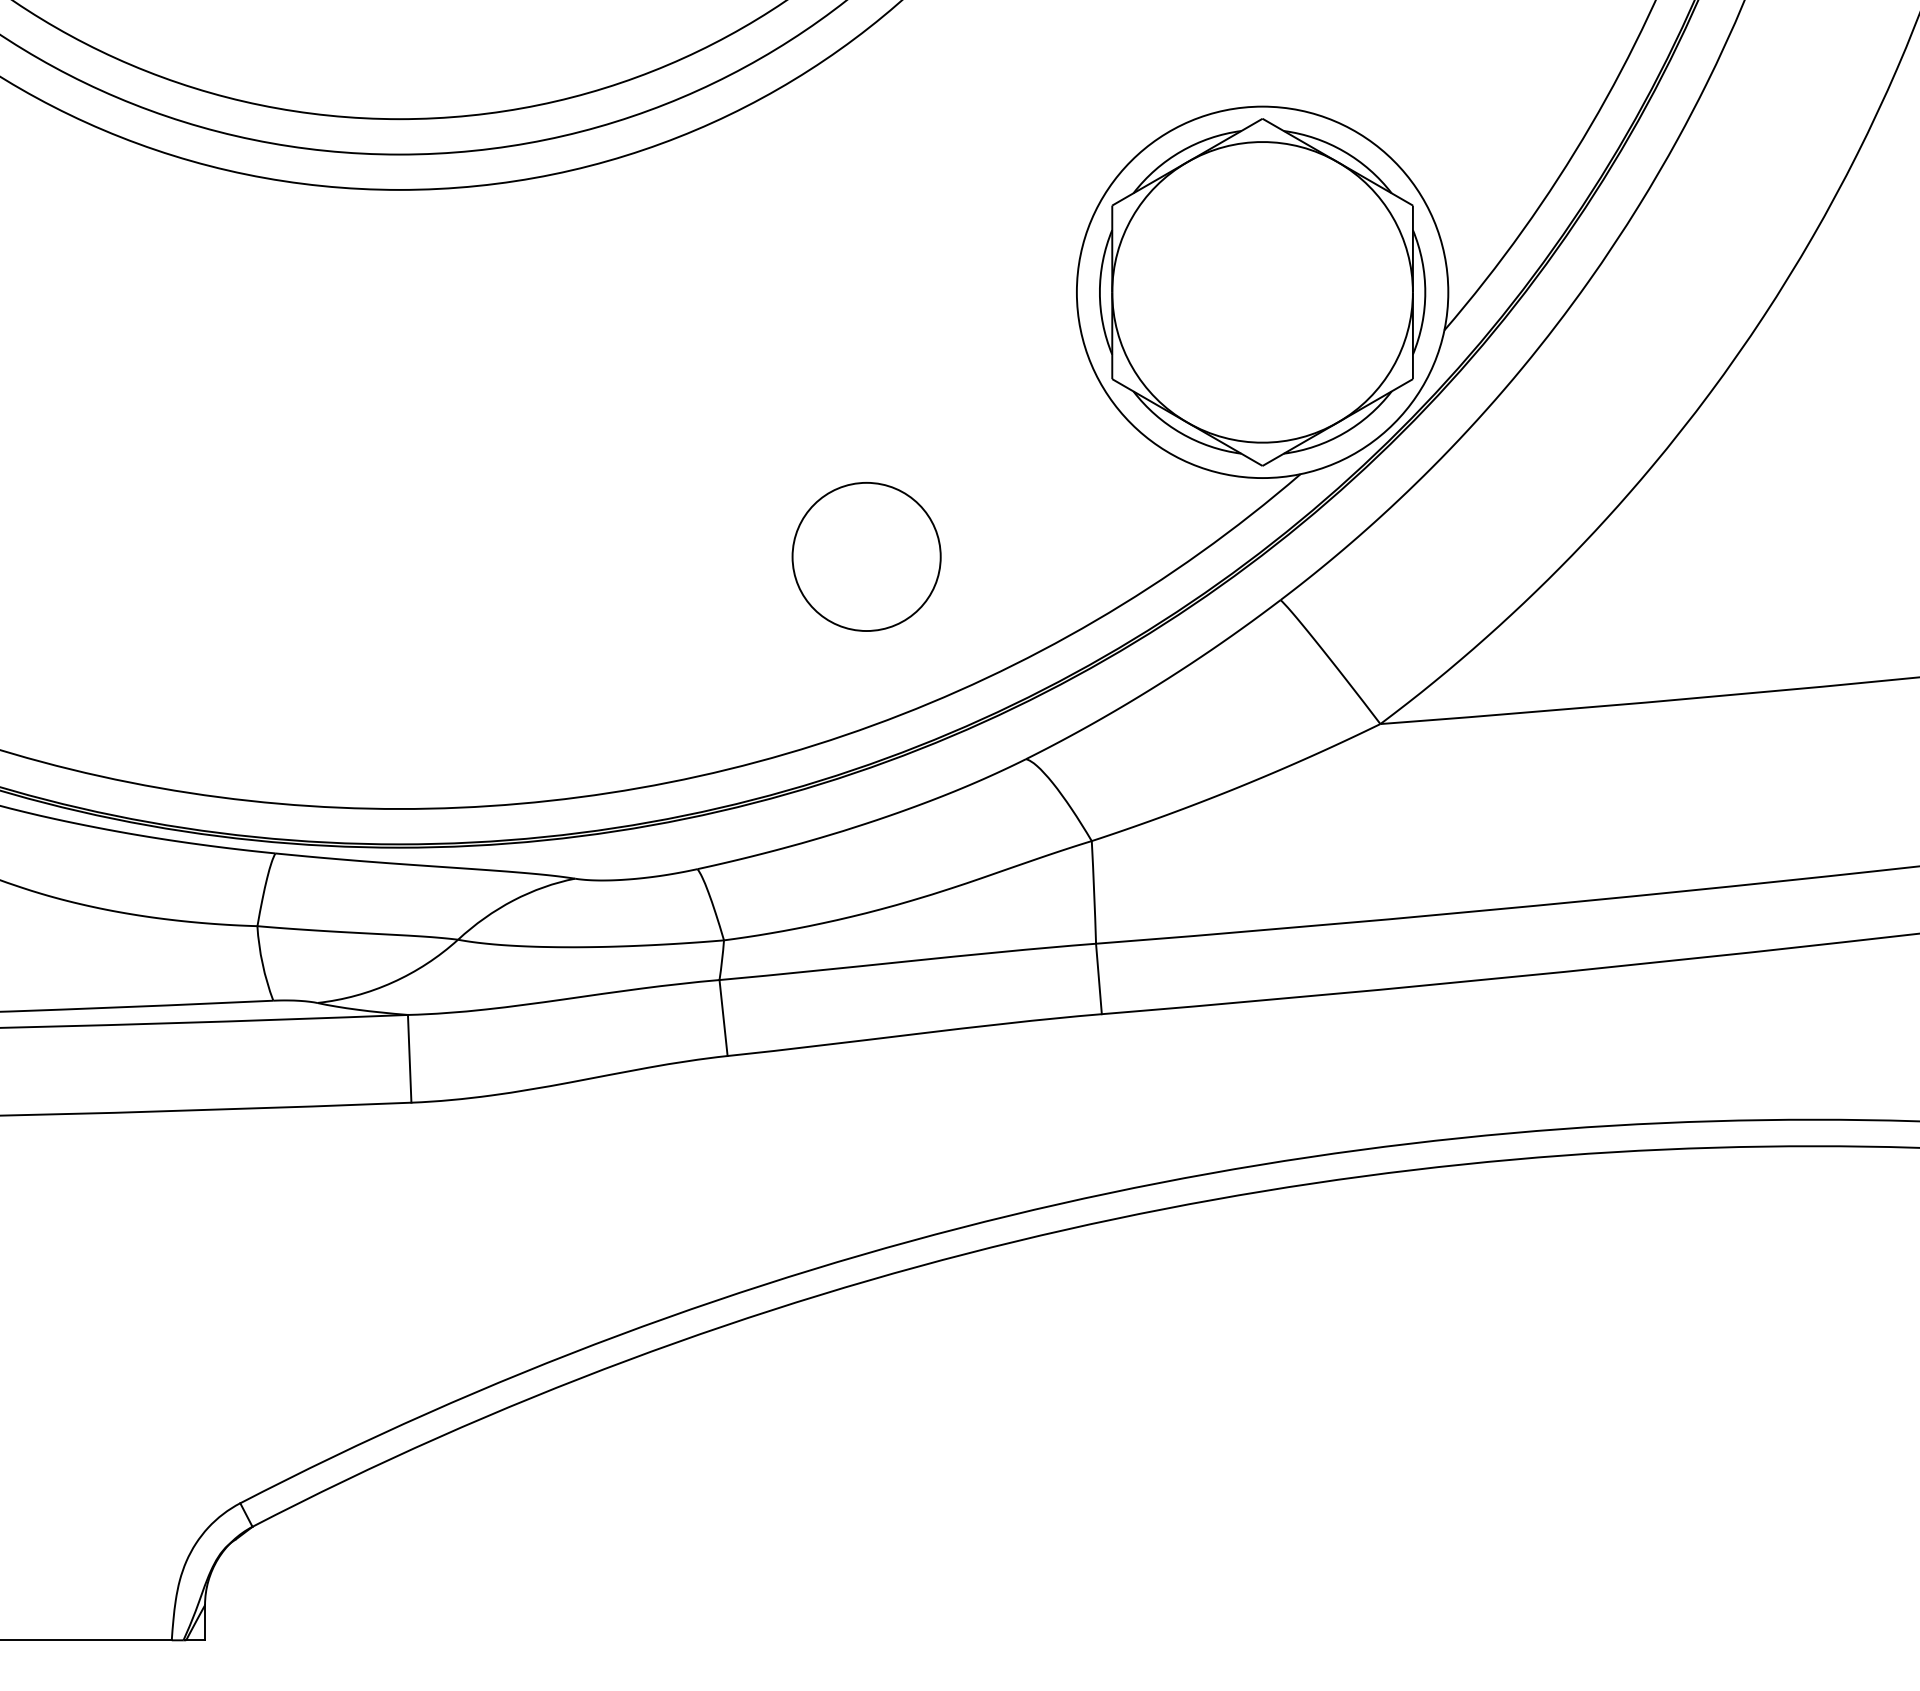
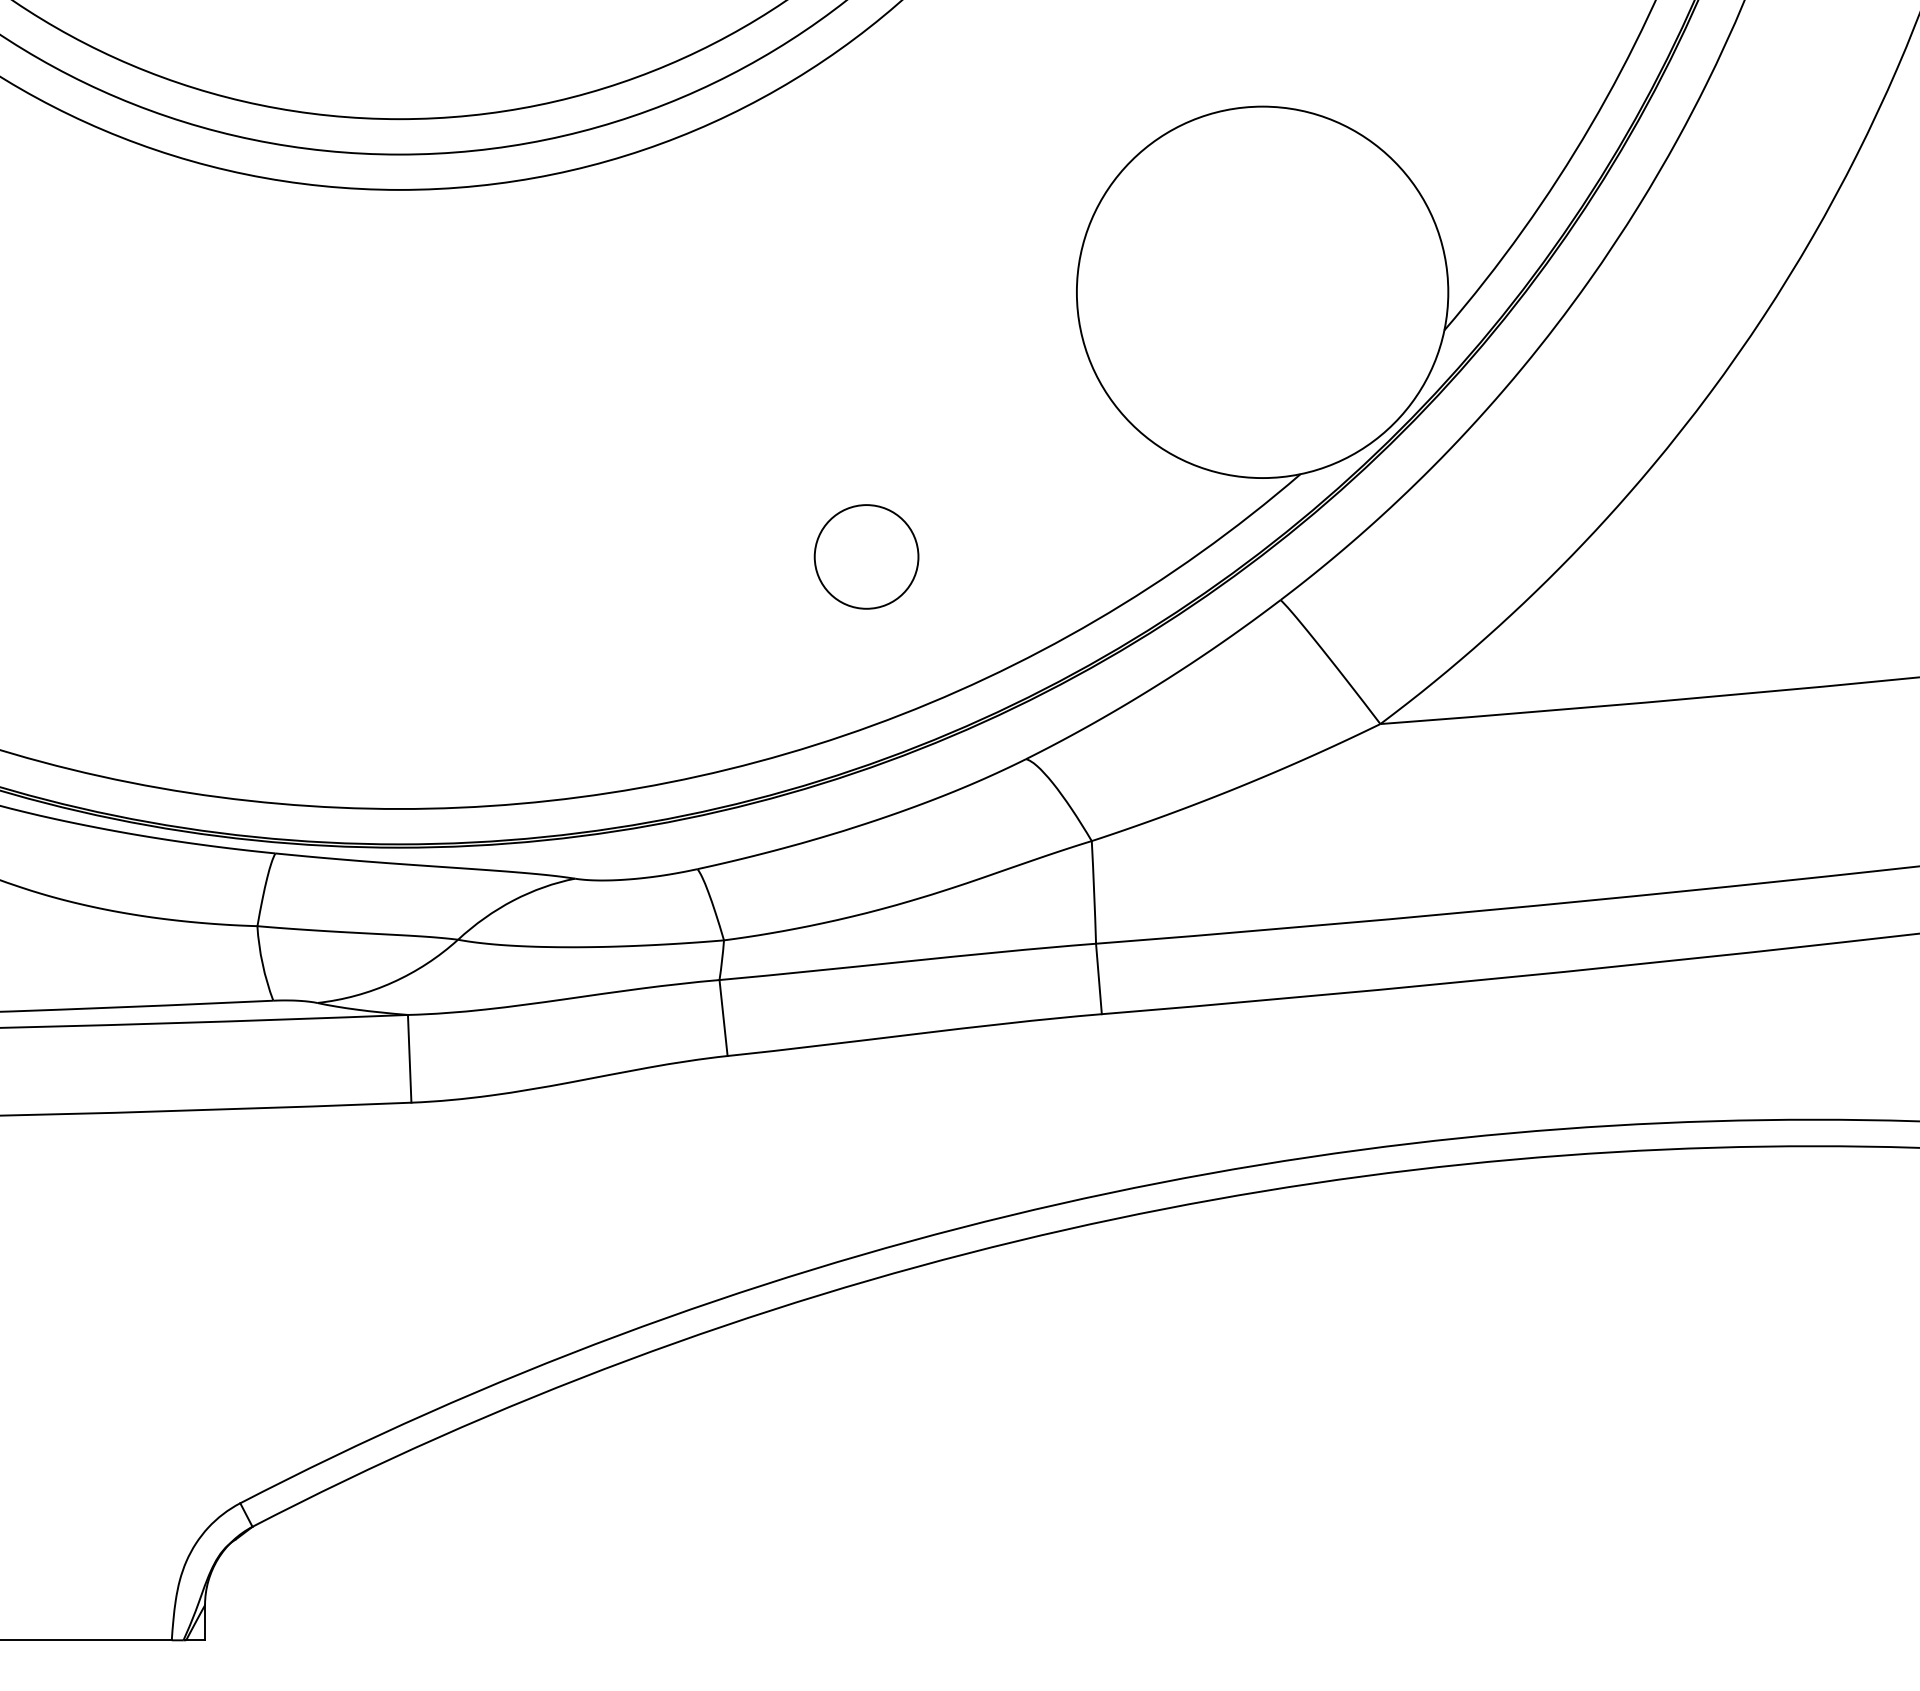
part: present -> none (1262, 292)
circle size: 151x150 px -> 107x106 px (866, 556)
